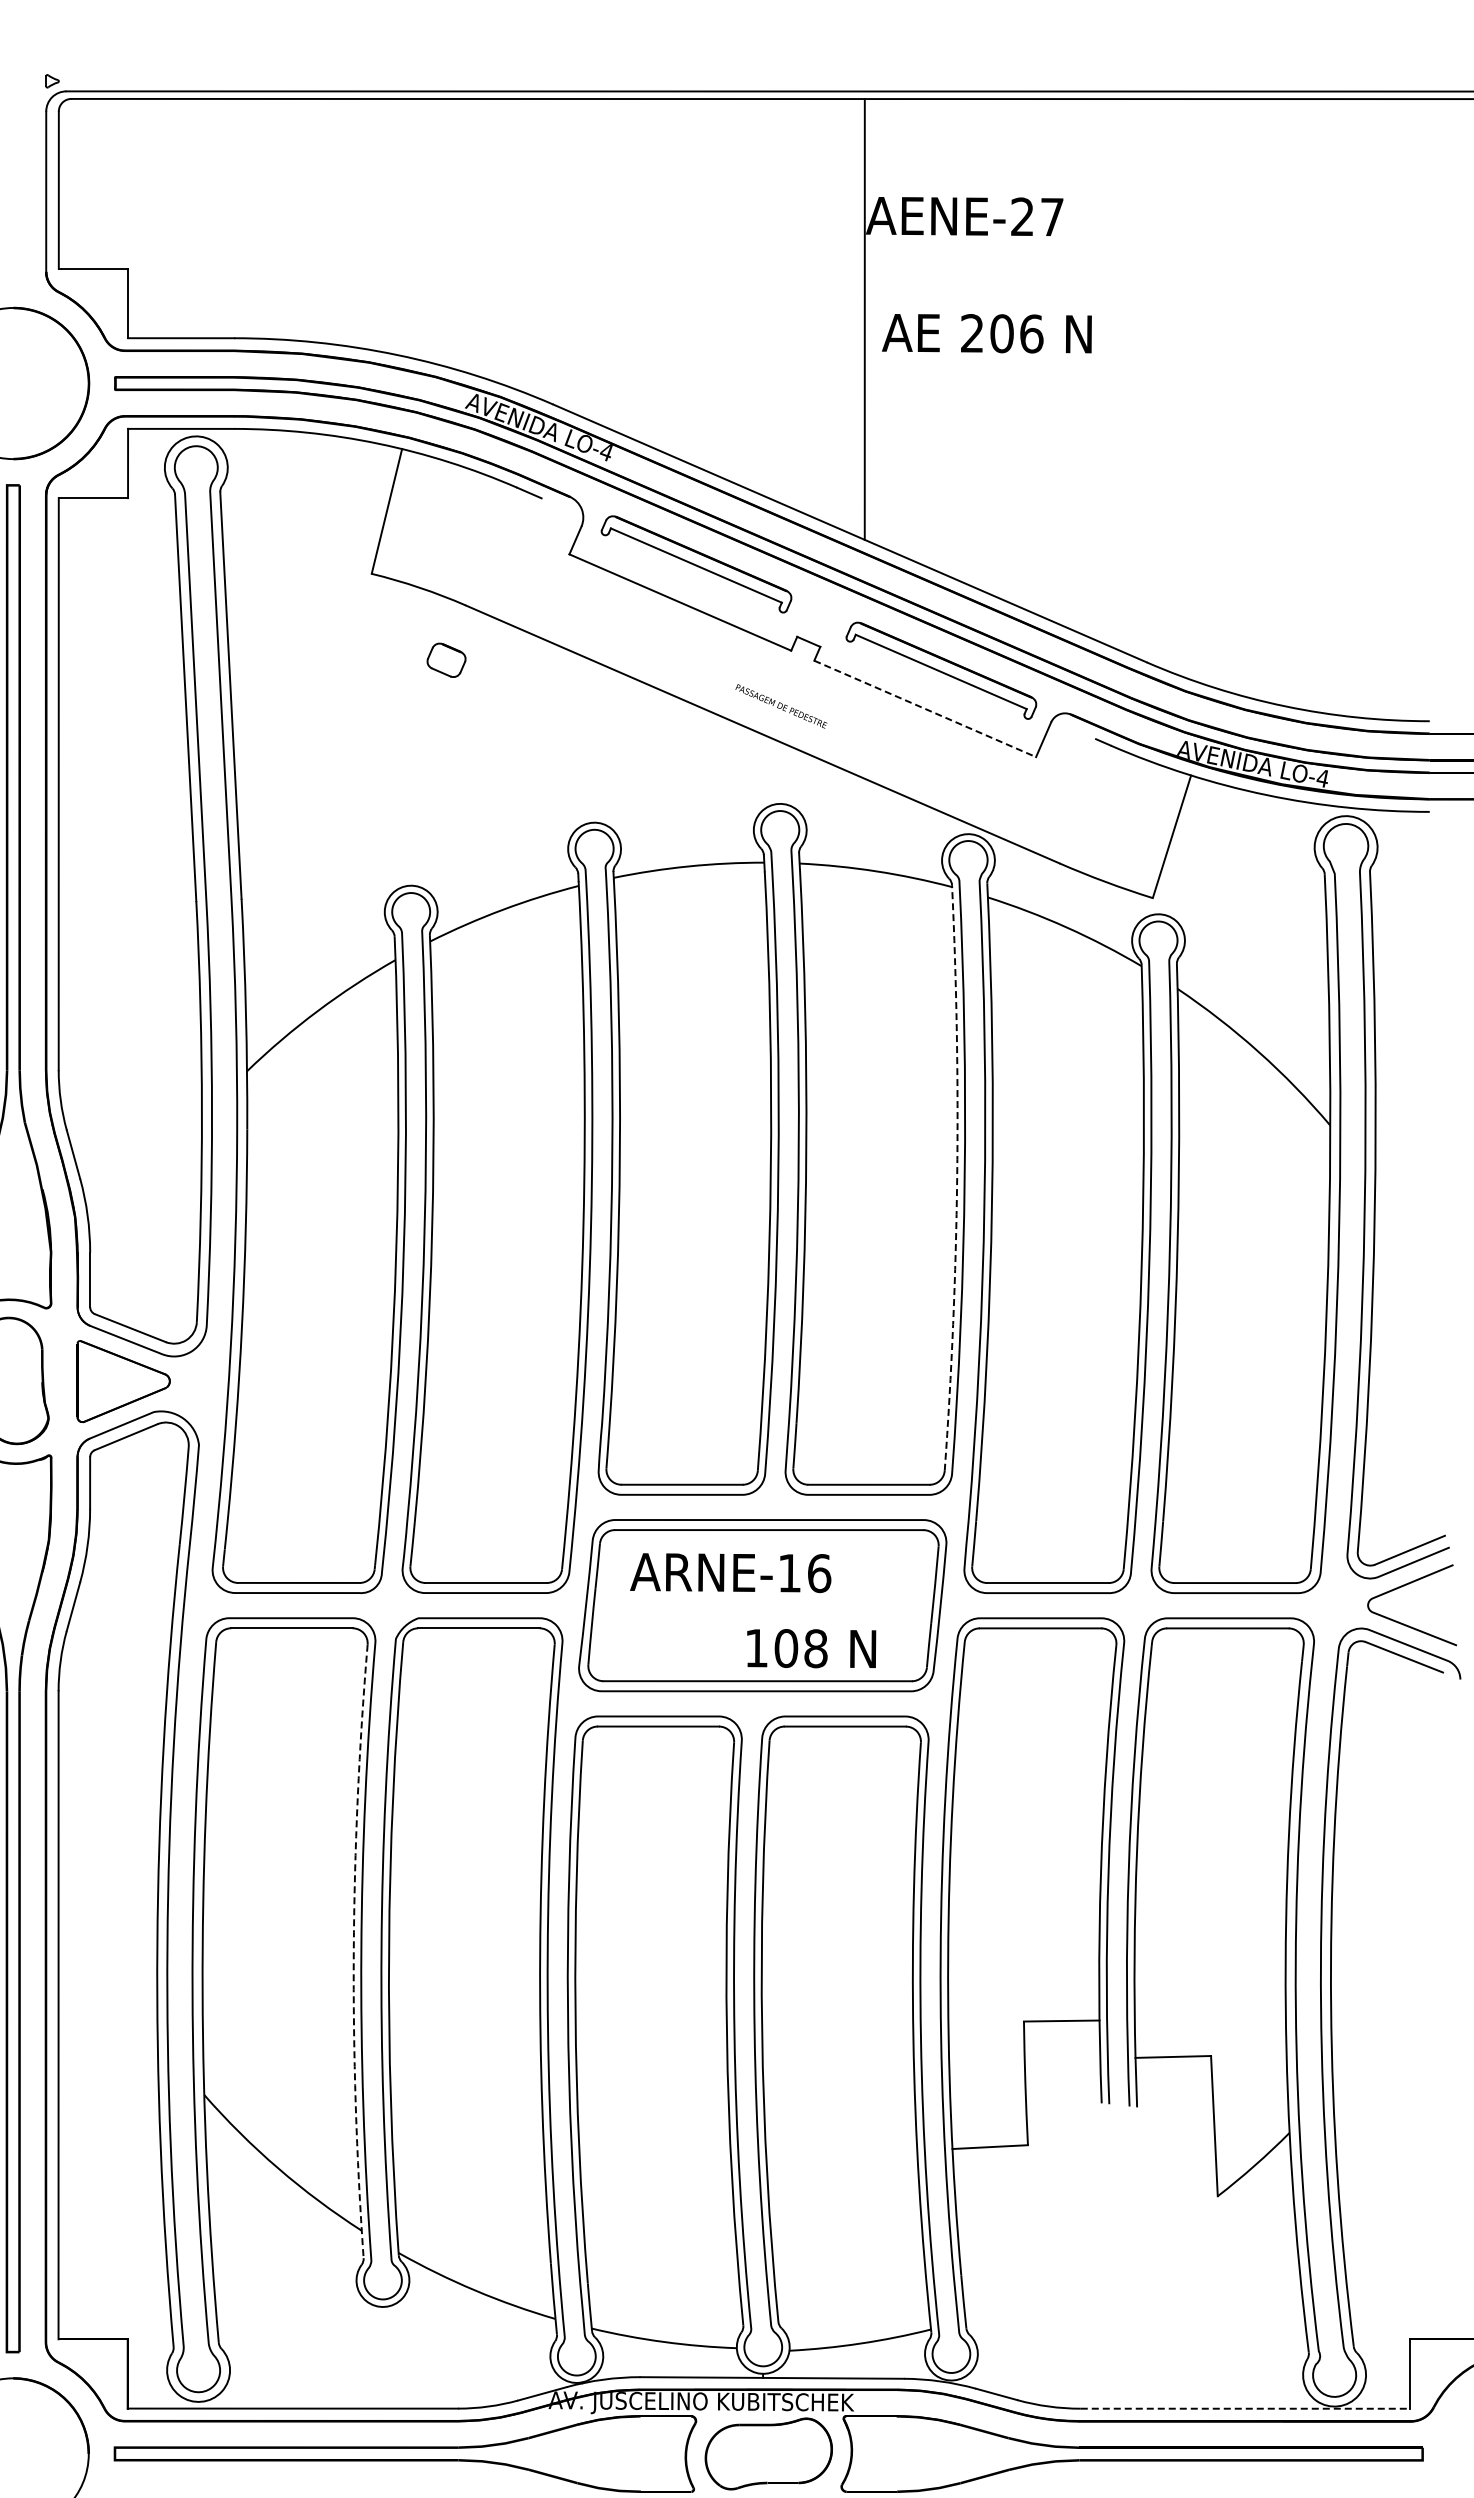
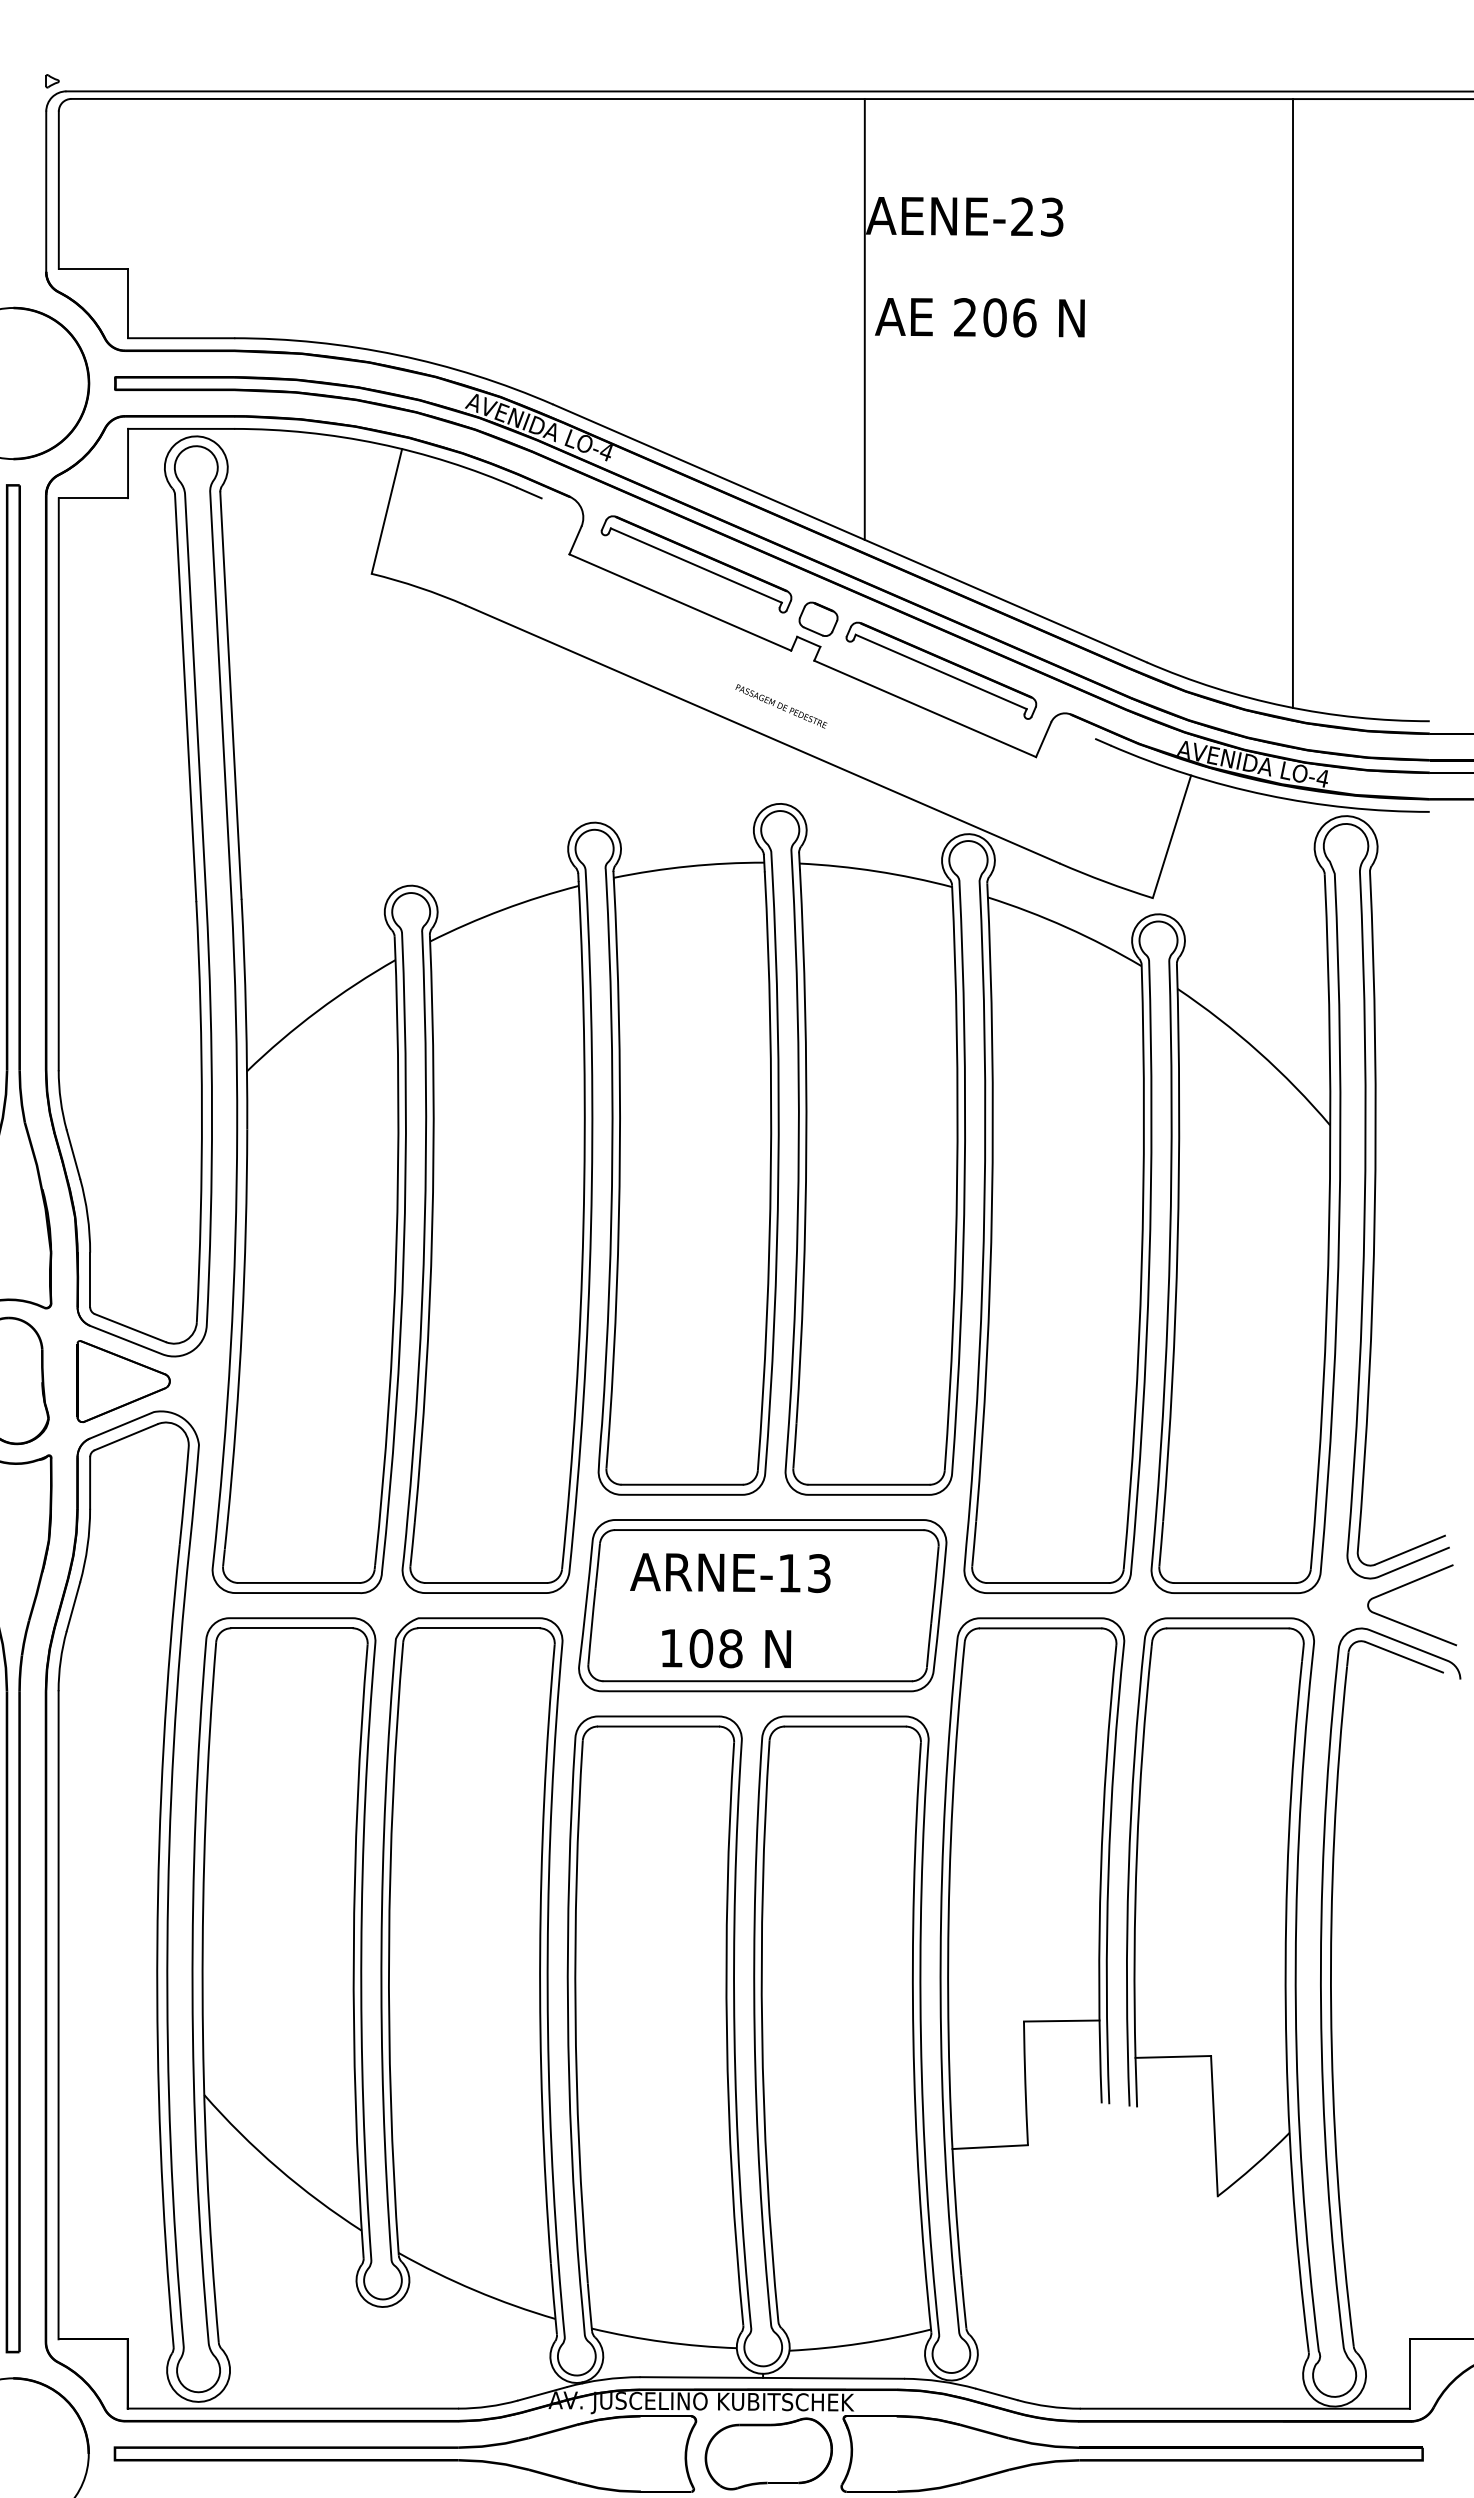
text: AENE-27 -> AENE-23 (1052, 216)
text position: (986, 333) -> (979, 317) (979, 317)
line: none -> present (1292, 403)
part position: (446, 659) -> (818, 618) (818, 618)
line: dashed -> solid (925, 708)
arc: dashed -> solid (957, 1178)
text: ARNE-16 -> ARNE-13 (819, 1573)
text position: (811, 1648) -> (726, 1648) (726, 1648)
arc: dashed -> solid (353, 1951)
line: dashed -> solid (1245, 2408)
